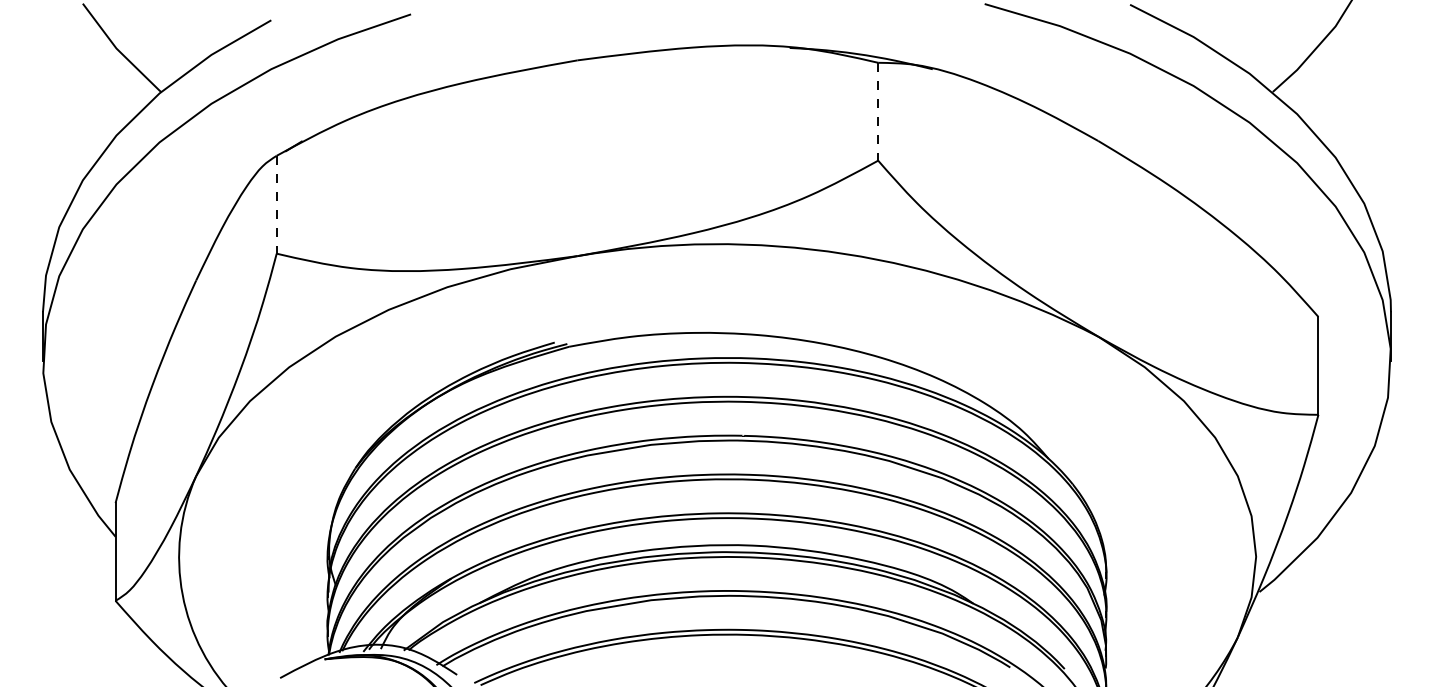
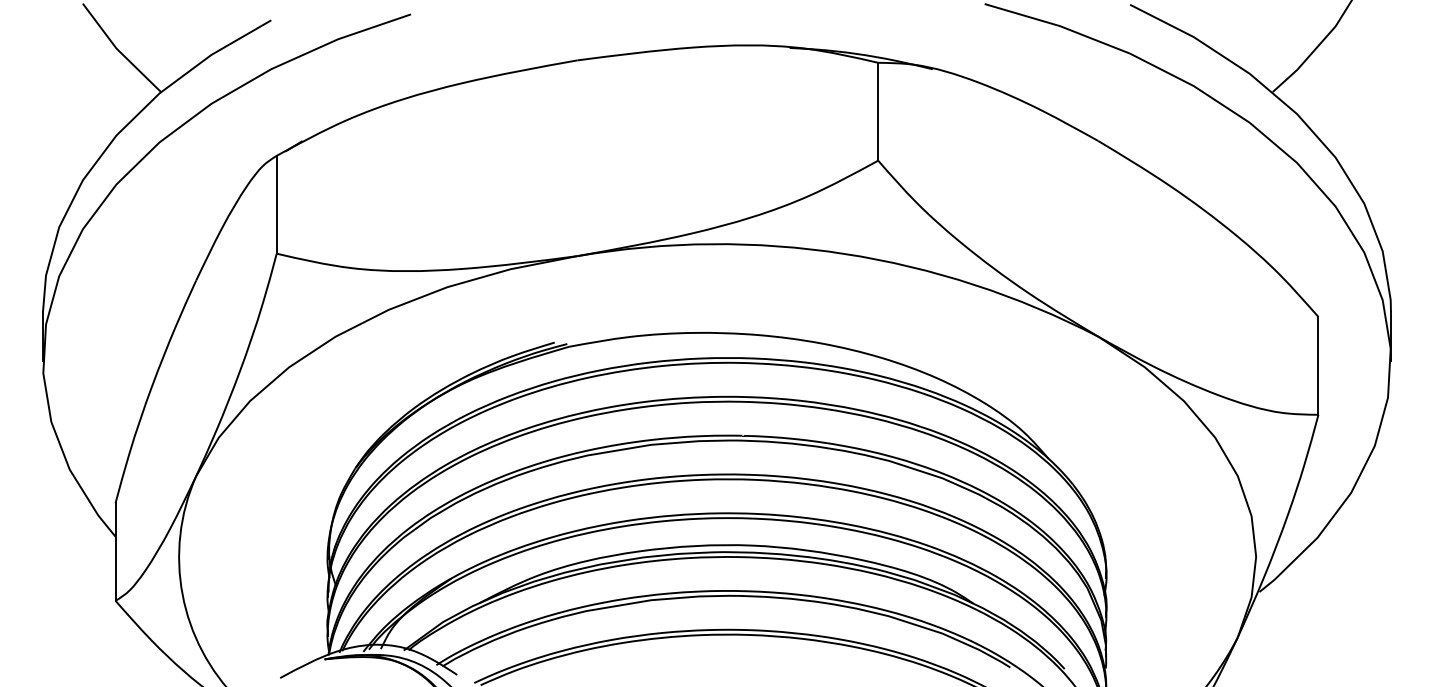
line: dashed -> solid (878, 111)
line: dashed -> solid (276, 204)
